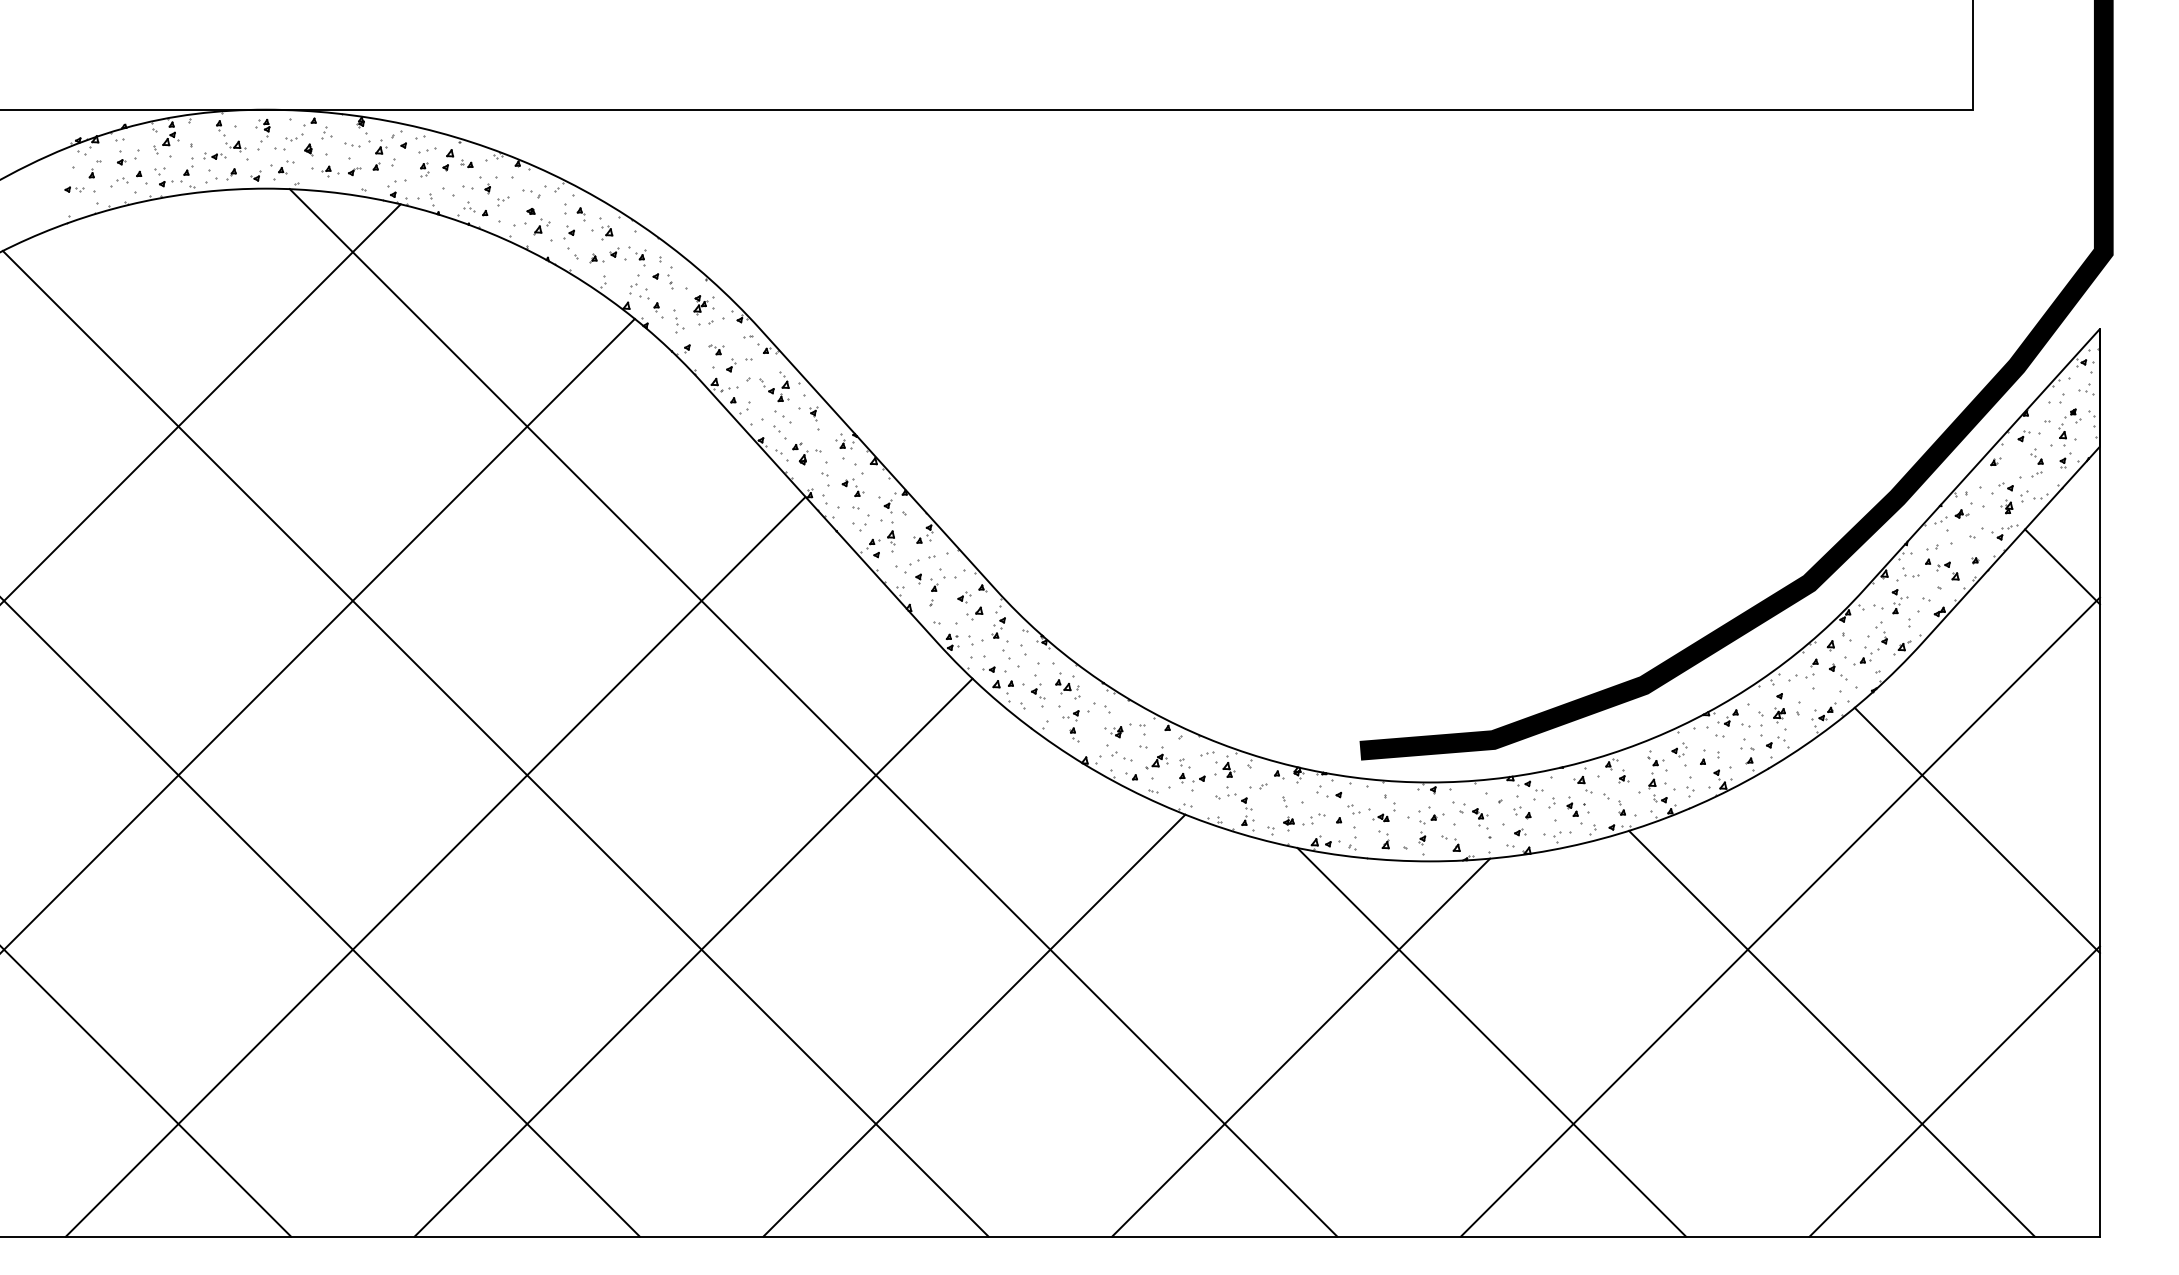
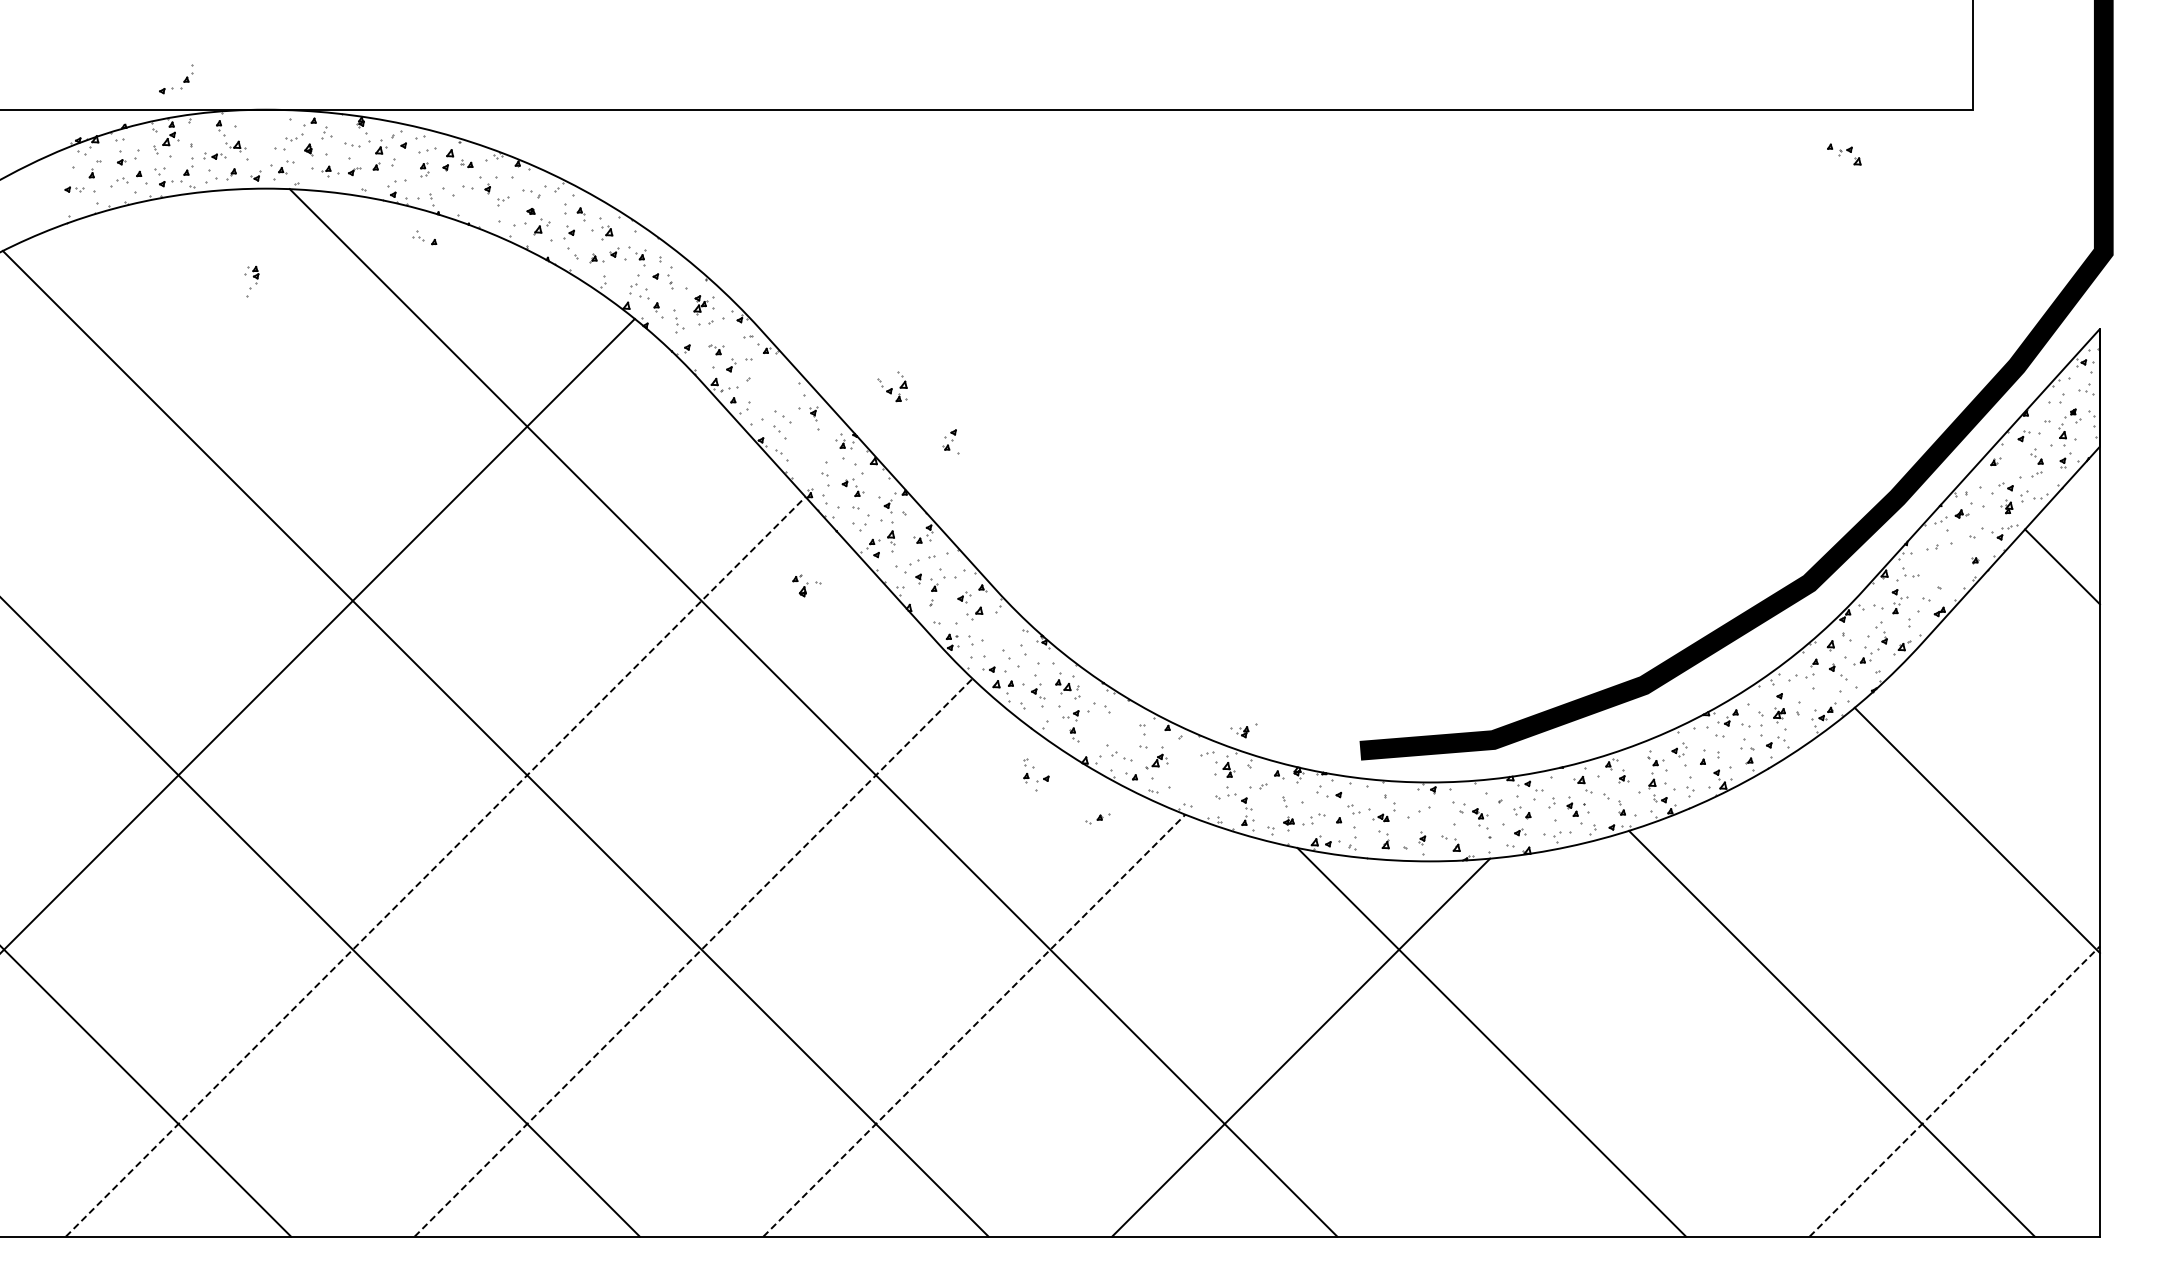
part: none -> present (183, 81)
part position: (262, 134) -> (251, 281) (251, 281)
part position: (475, 208) -> (424, 237) (424, 237)
part position: (774, 386) -> (892, 386) (892, 386)
line: present -> none (201, 403)
part position: (806, 453) -> (806, 585) (806, 585)
part position: (1942, 569) -> (1844, 154) (1844, 154)
part position: (999, 629) -> (950, 441) (950, 441)
part position: (1117, 730) -> (1243, 730) (1243, 730)
part position: (1193, 780) -> (1037, 780) (1037, 780)
part position: (1431, 818) -> (1097, 818) (1097, 818)
line: solid -> dashed (436, 866)
line: present -> none (1779, 916)
line: solid -> dashed (693, 957)
line: solid -> dashed (974, 1025)
line: solid -> dashed (1955, 1091)
